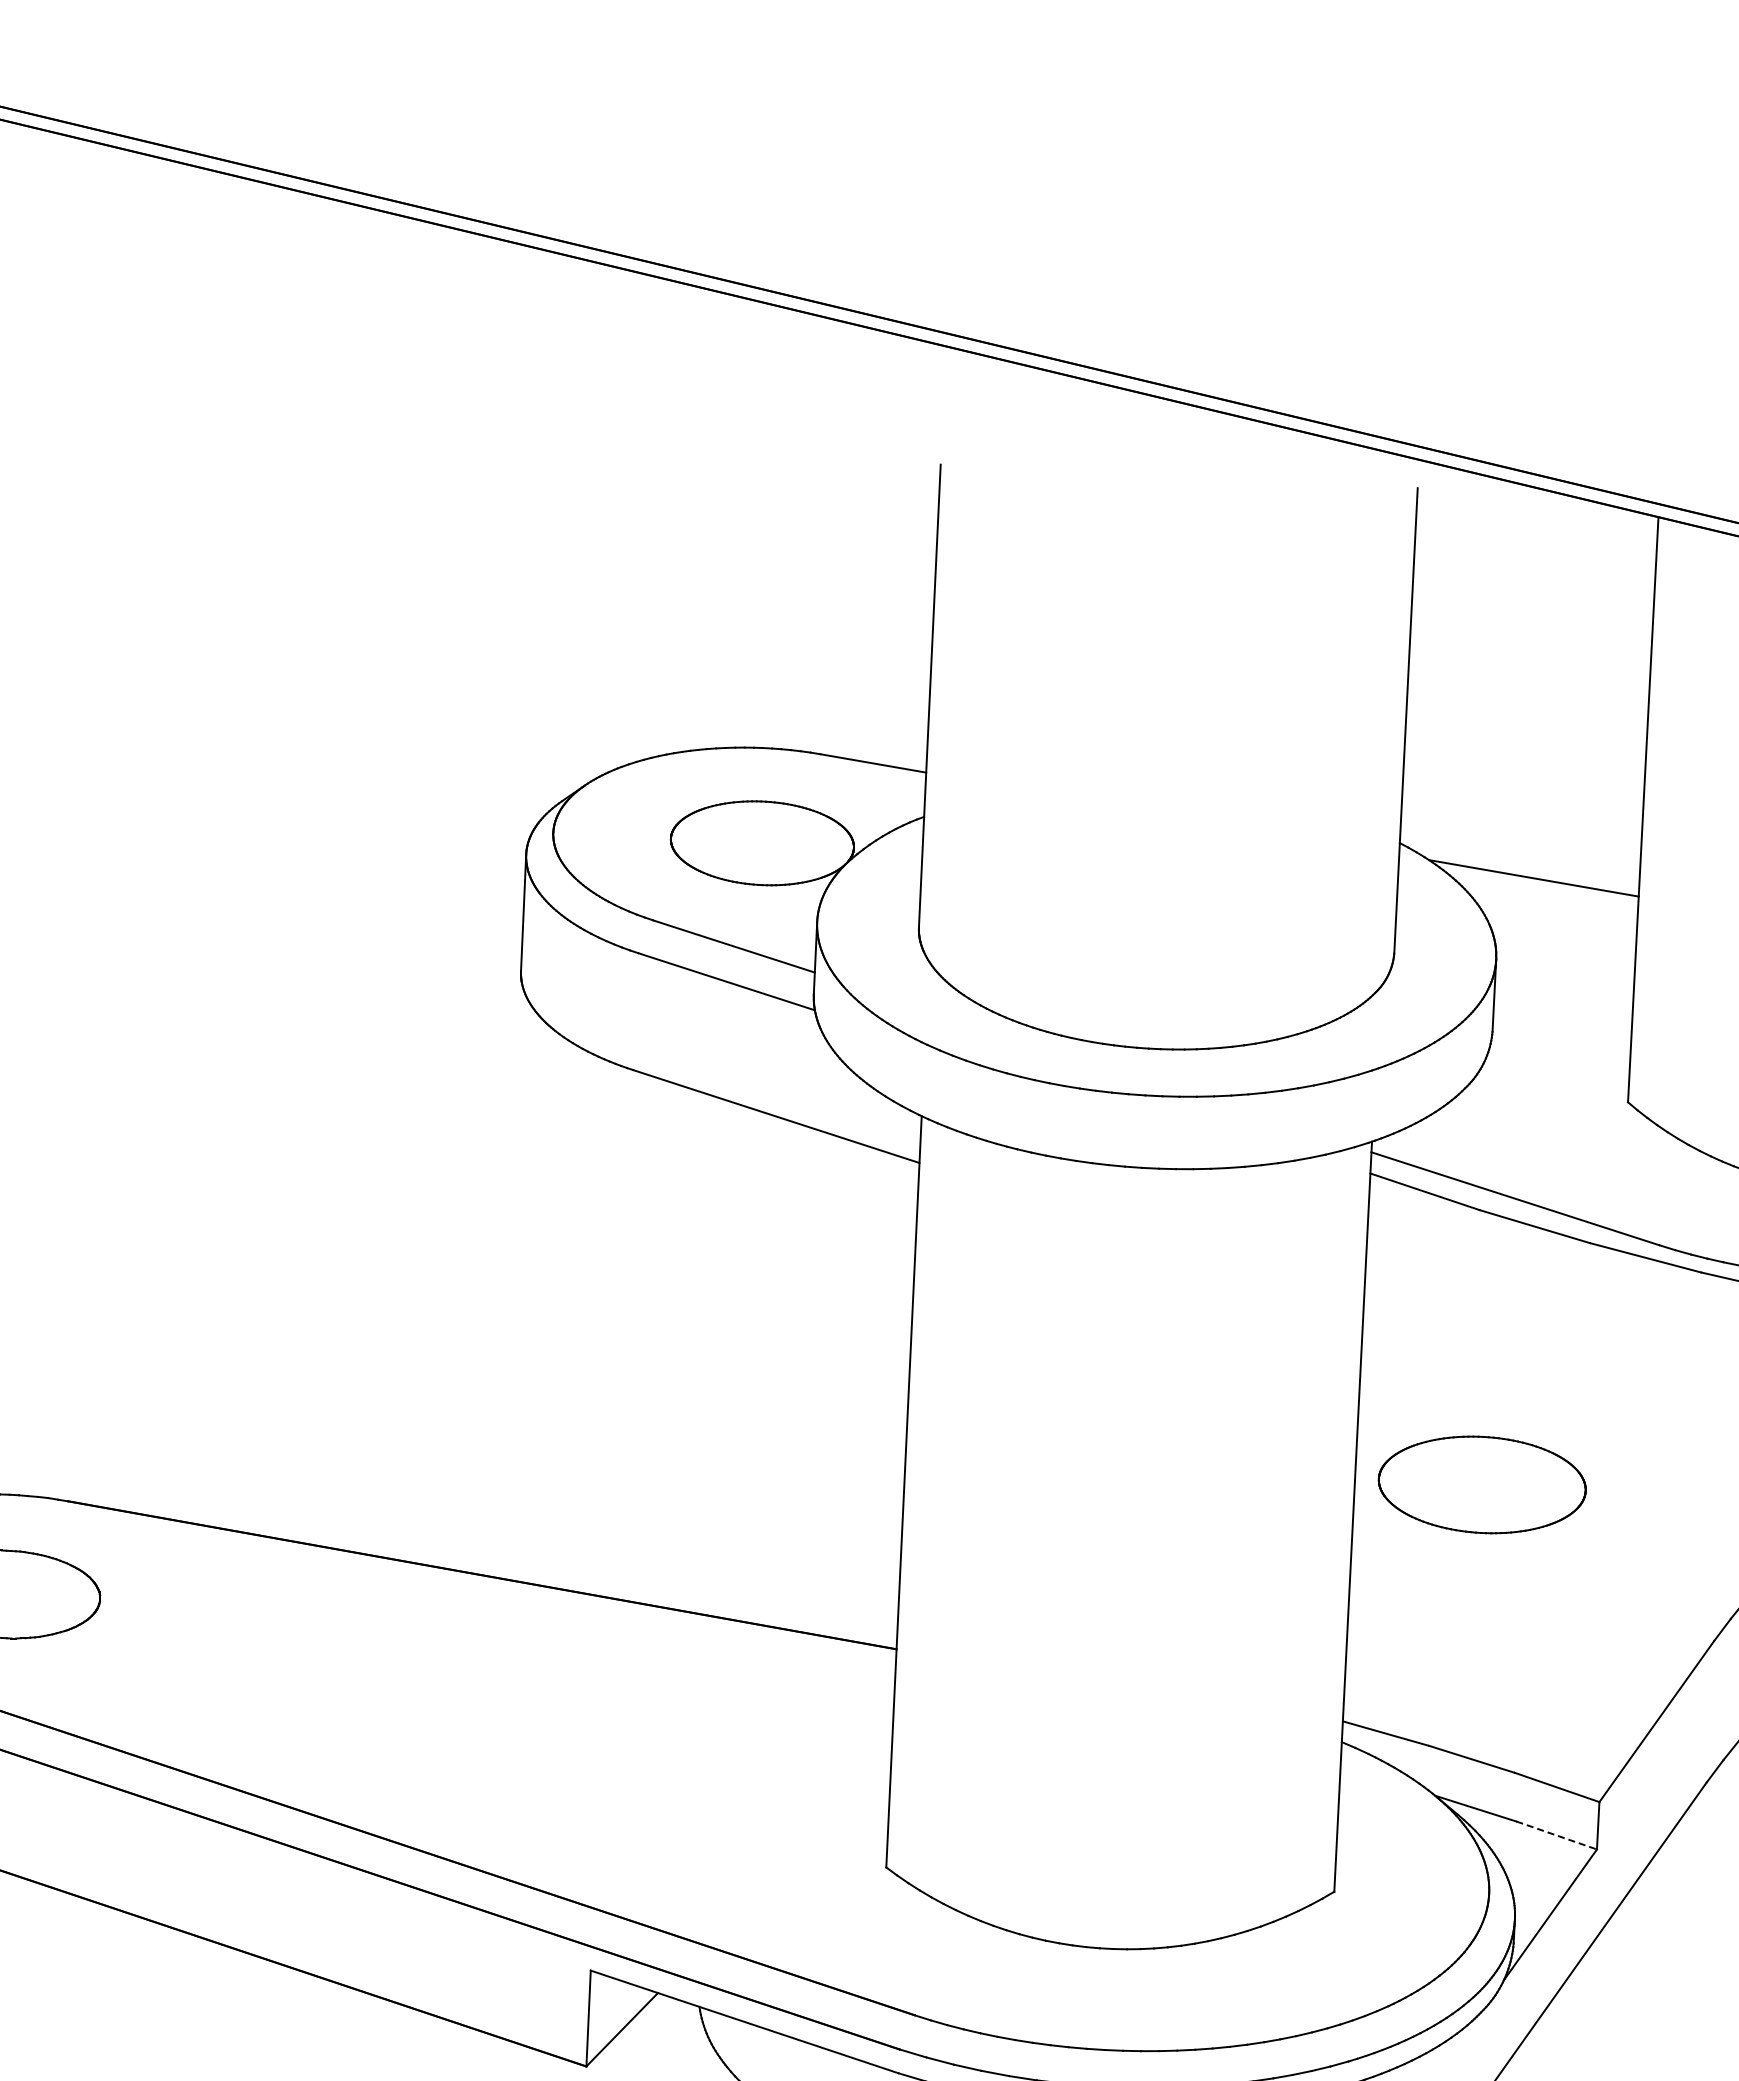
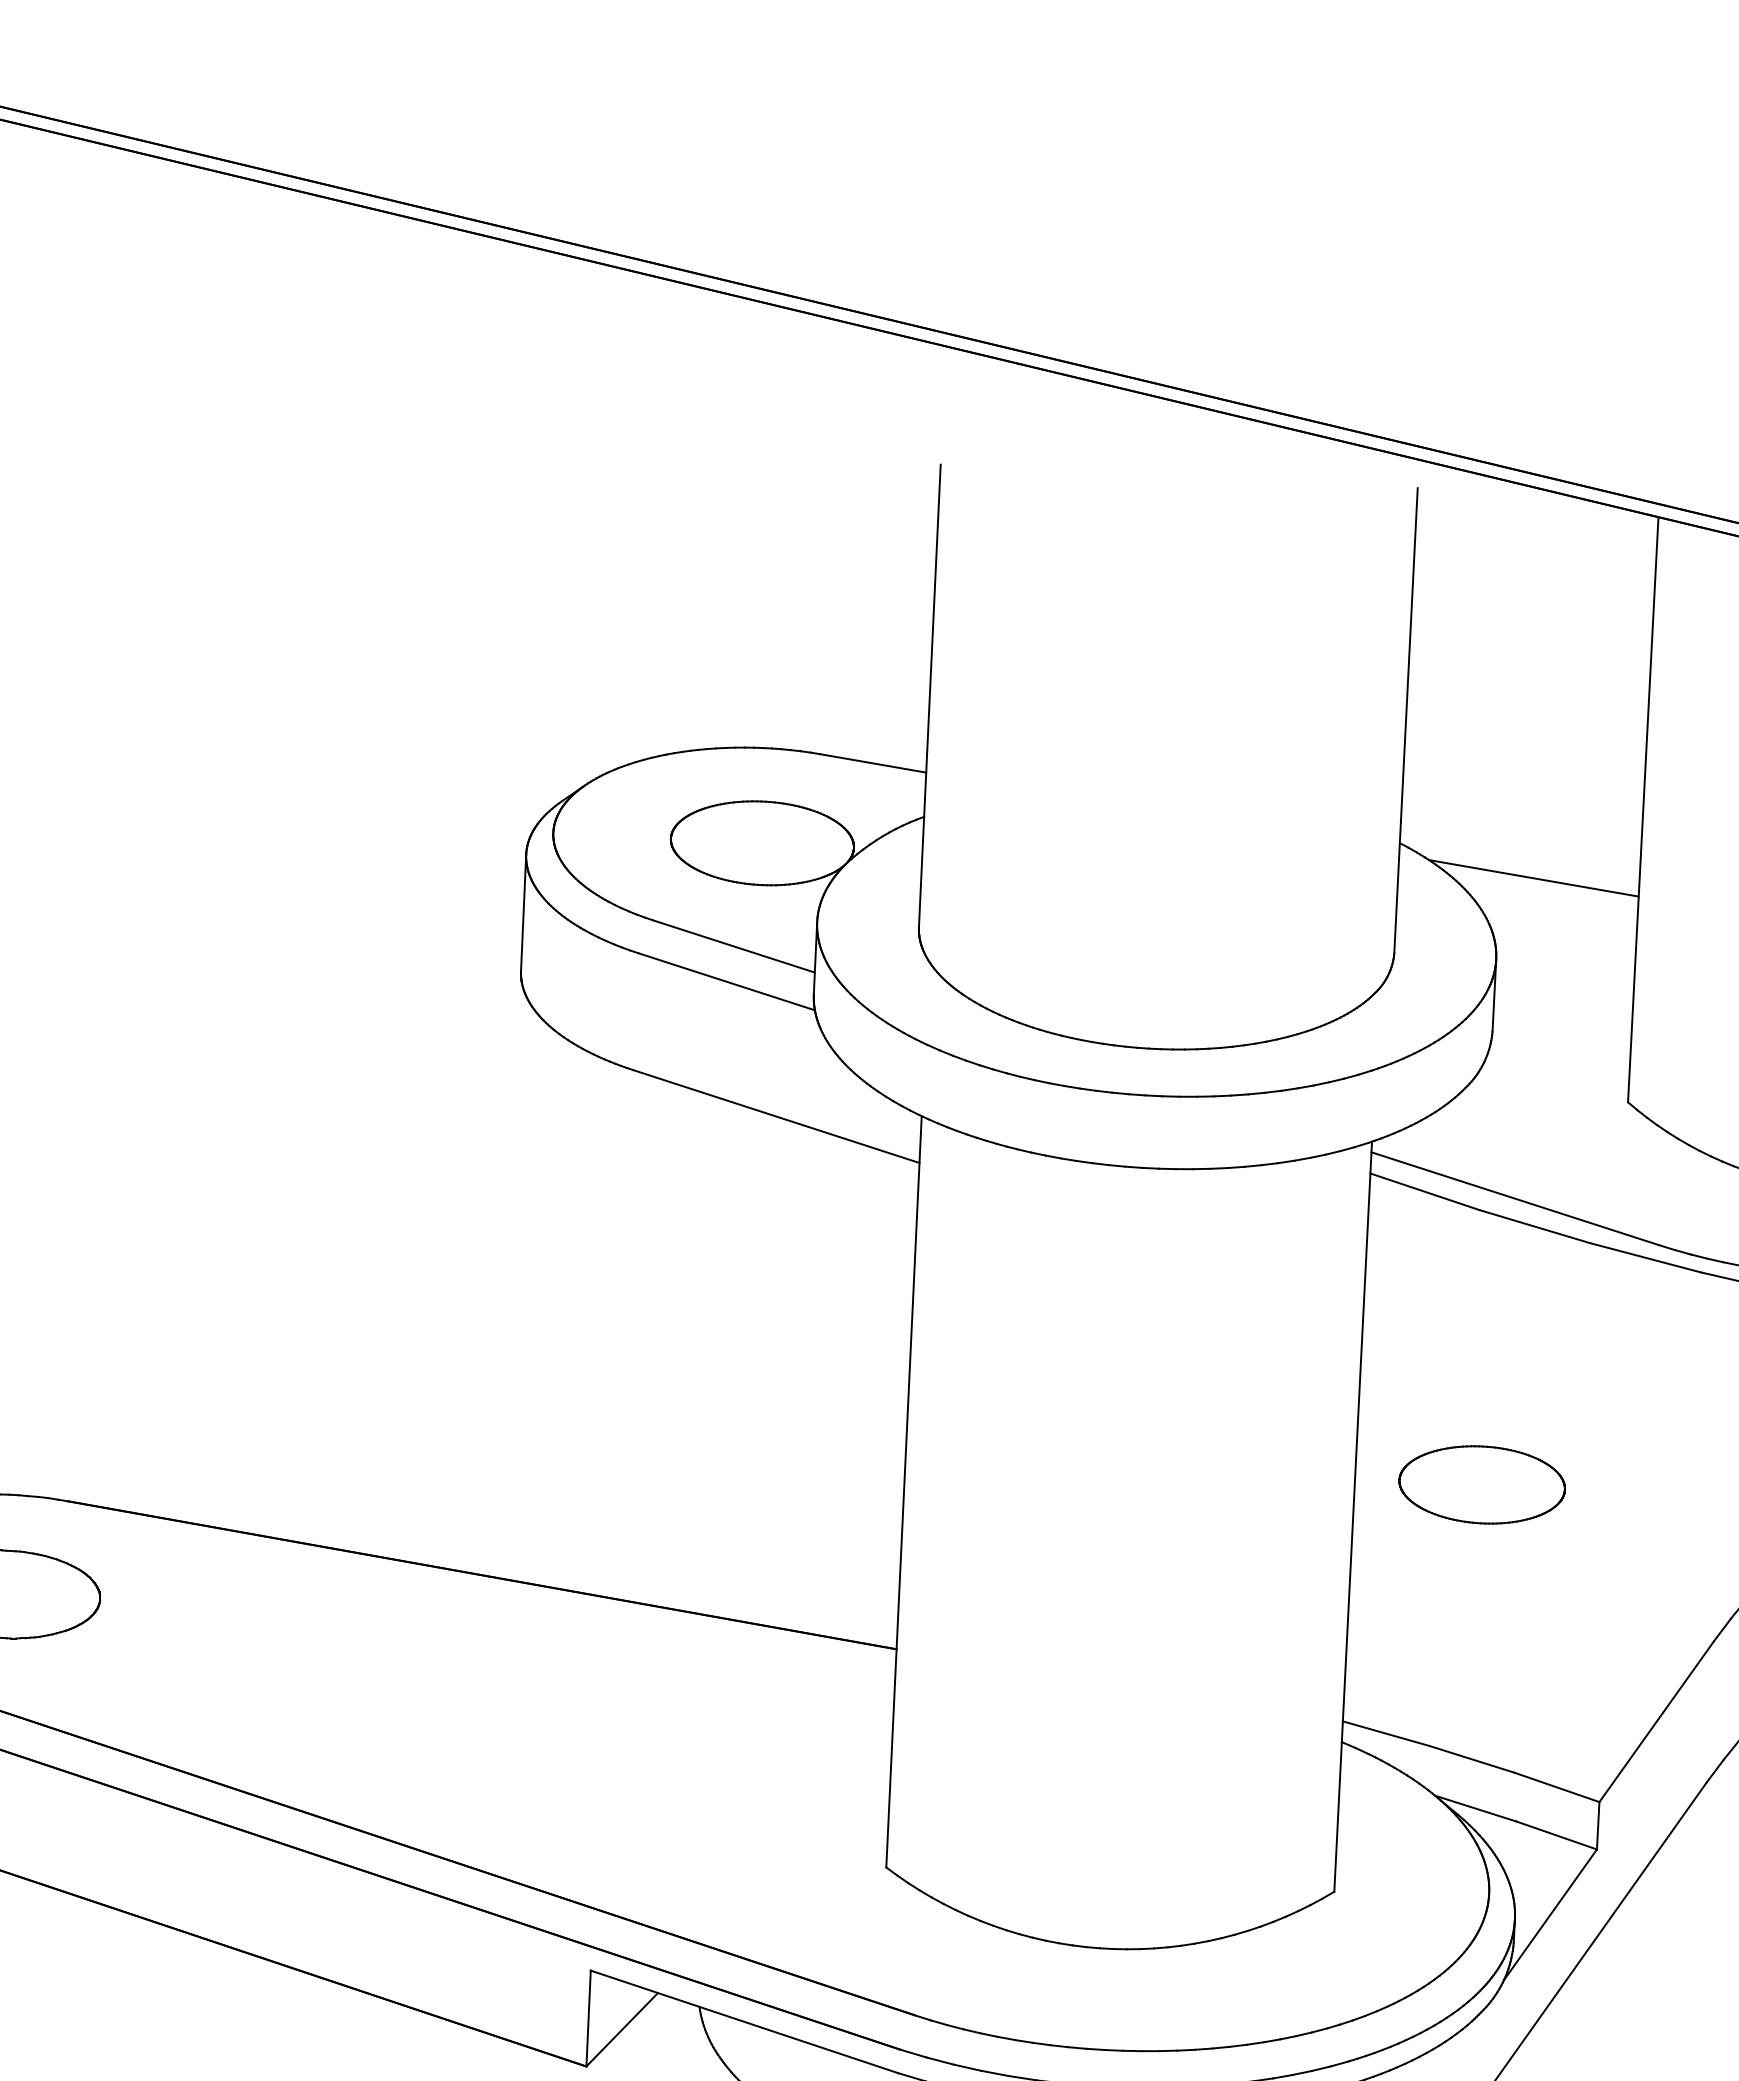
part size: 210x100 px -> 168x80 px (1481, 1484)
line: dashed -> solid (1556, 1835)
